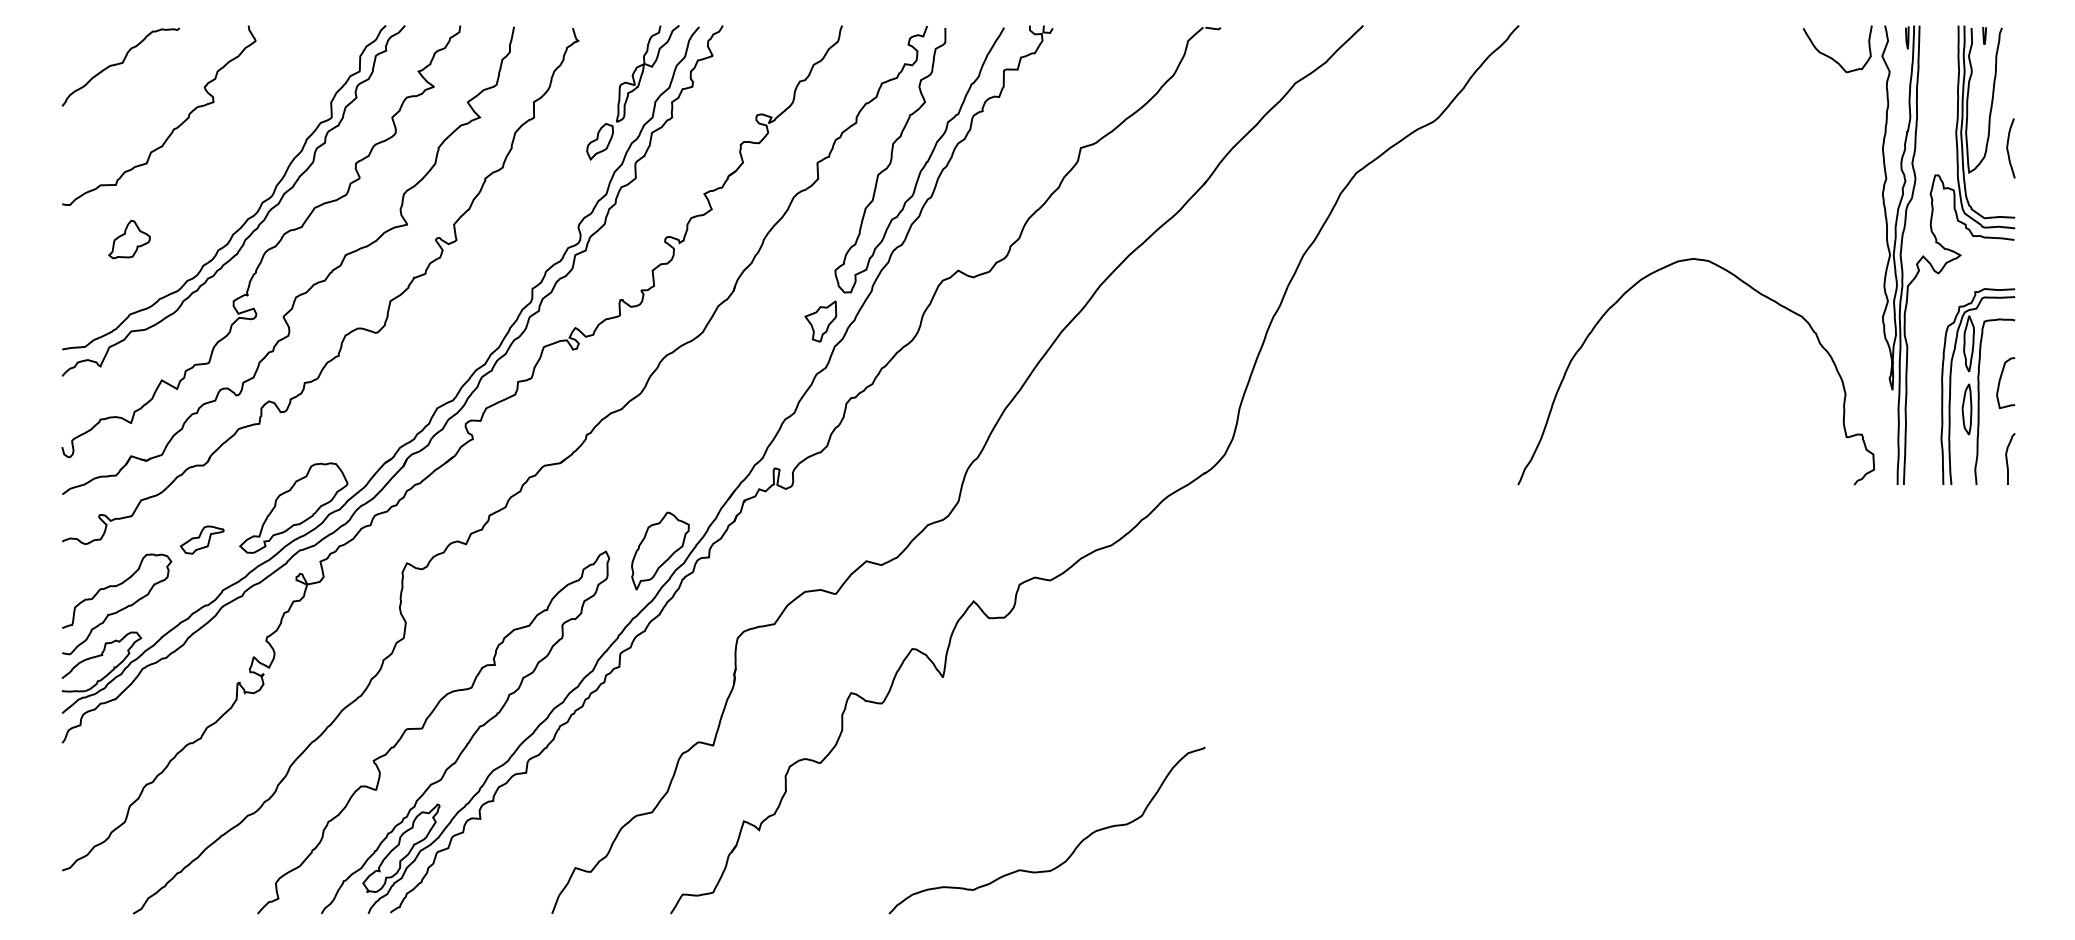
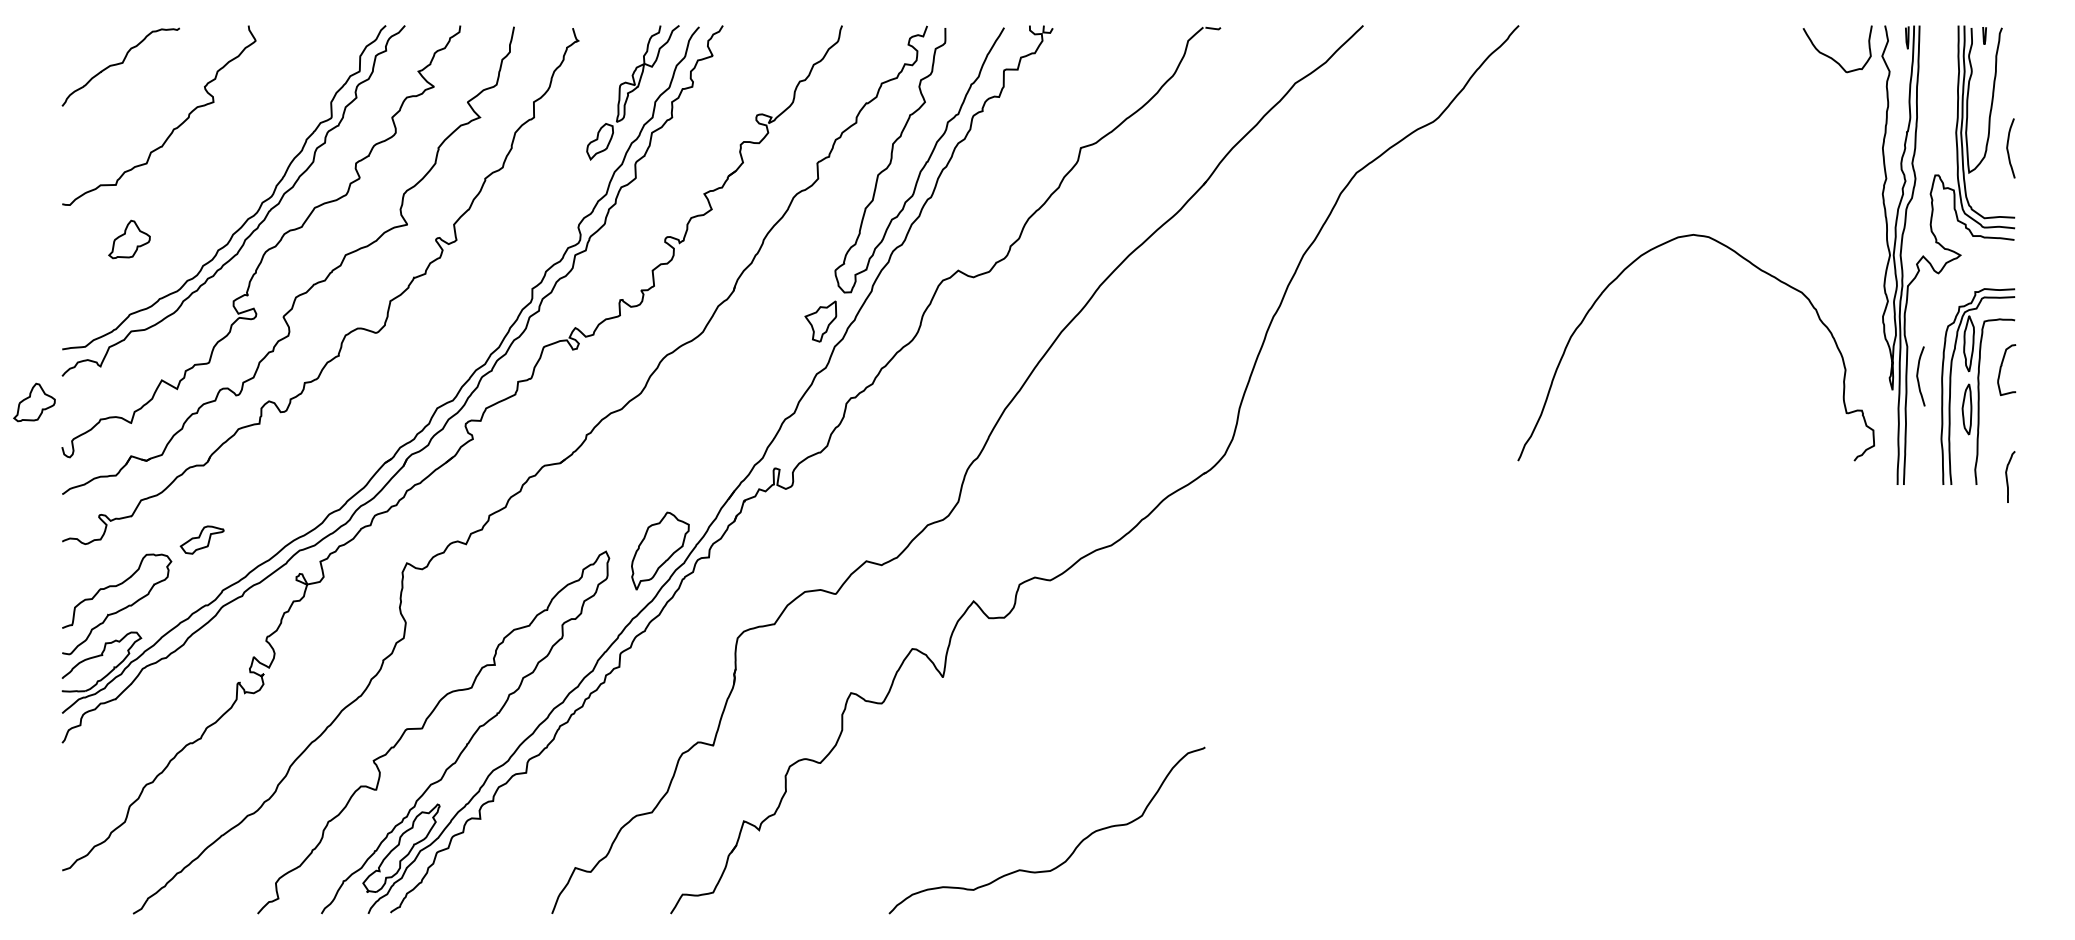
curve position: (1753, 290) -> (1753, 266) (1753, 266)
curve: none -> present (1918, 376)
curve position: (2001, 379) -> (2002, 366) (2002, 366)
part: none -> present (34, 402)
curve position: (2007, 458) -> (2007, 476) (2007, 476)
part: present -> none (293, 507)
